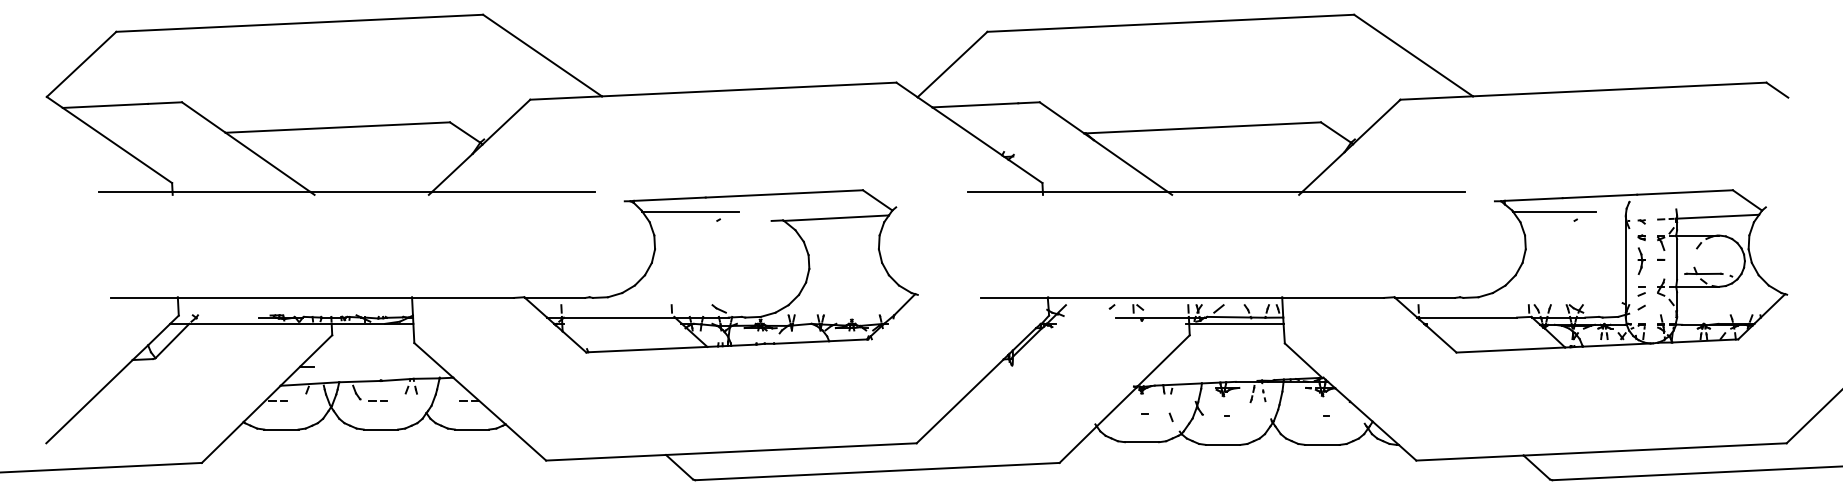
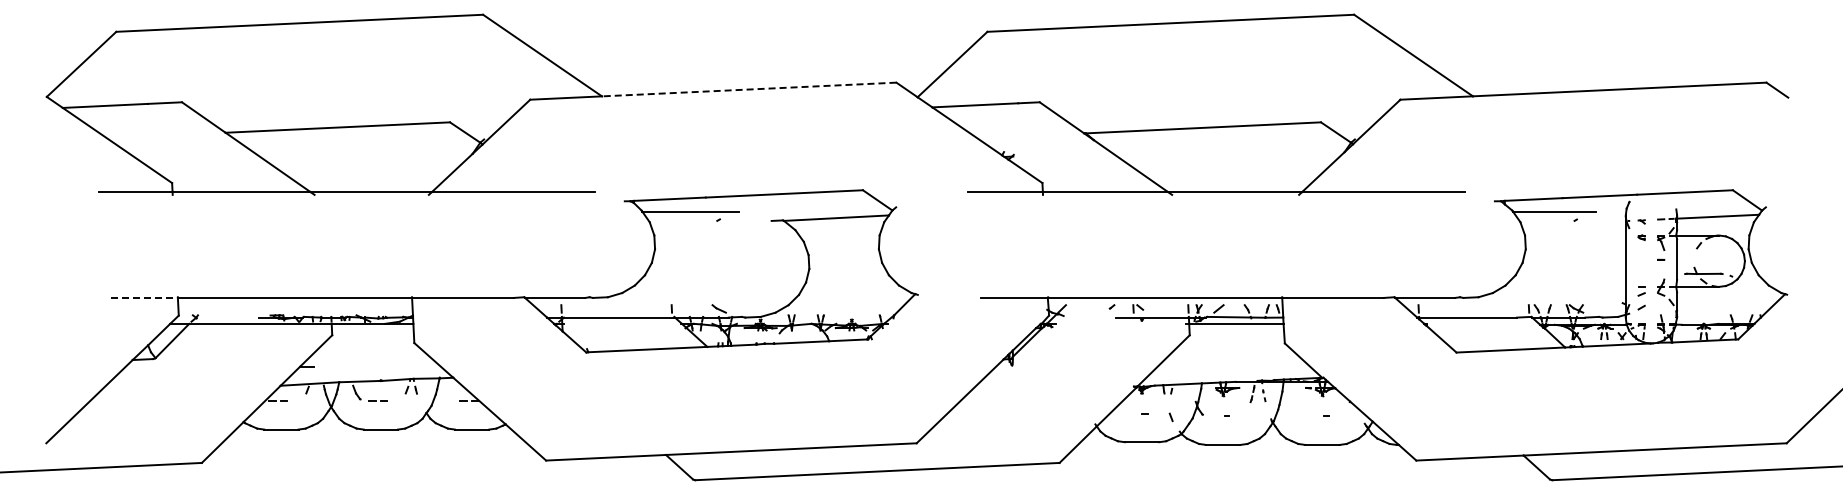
line: solid -> dashed (748, 89)
part: present -> none (1641, 260)
line: solid -> dashed (144, 297)
